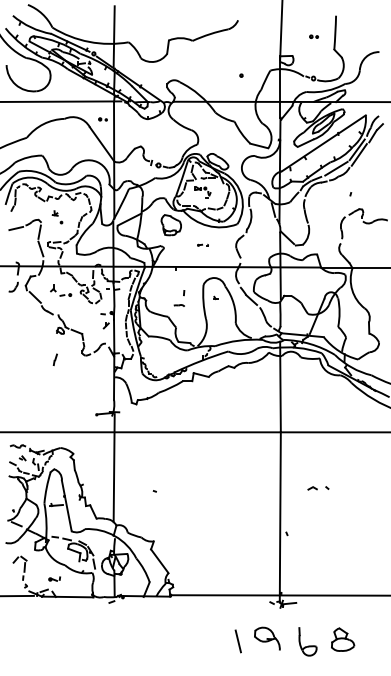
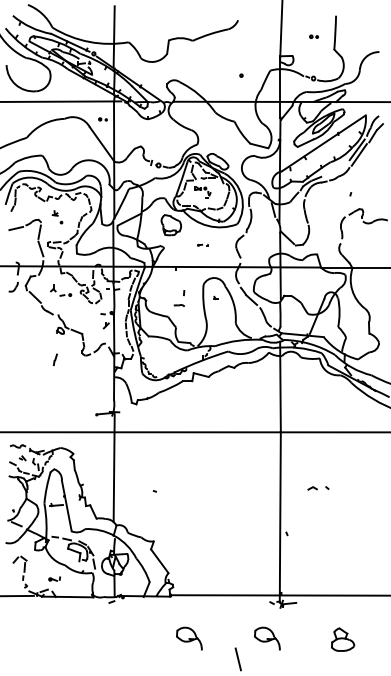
line: present -> none (336, 168)
part: none -> present (189, 638)
line position: (237, 641) -> (237, 659) (237, 659)
part: present -> none (307, 641)
